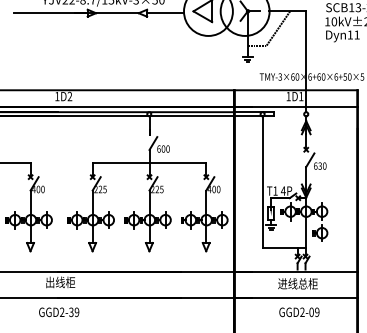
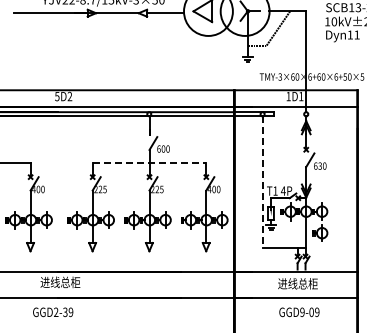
text: 1D2 -> 5D2 (57, 96)
line: solid -> dashed (149, 163)
line: solid -> dashed (262, 182)
text: 出线柜 -> 进线总柜 (60, 282)
text position: (59, 312) -> (53, 312) (53, 312)
text: GGD2-09 -> GGD9-09 (302, 312)
